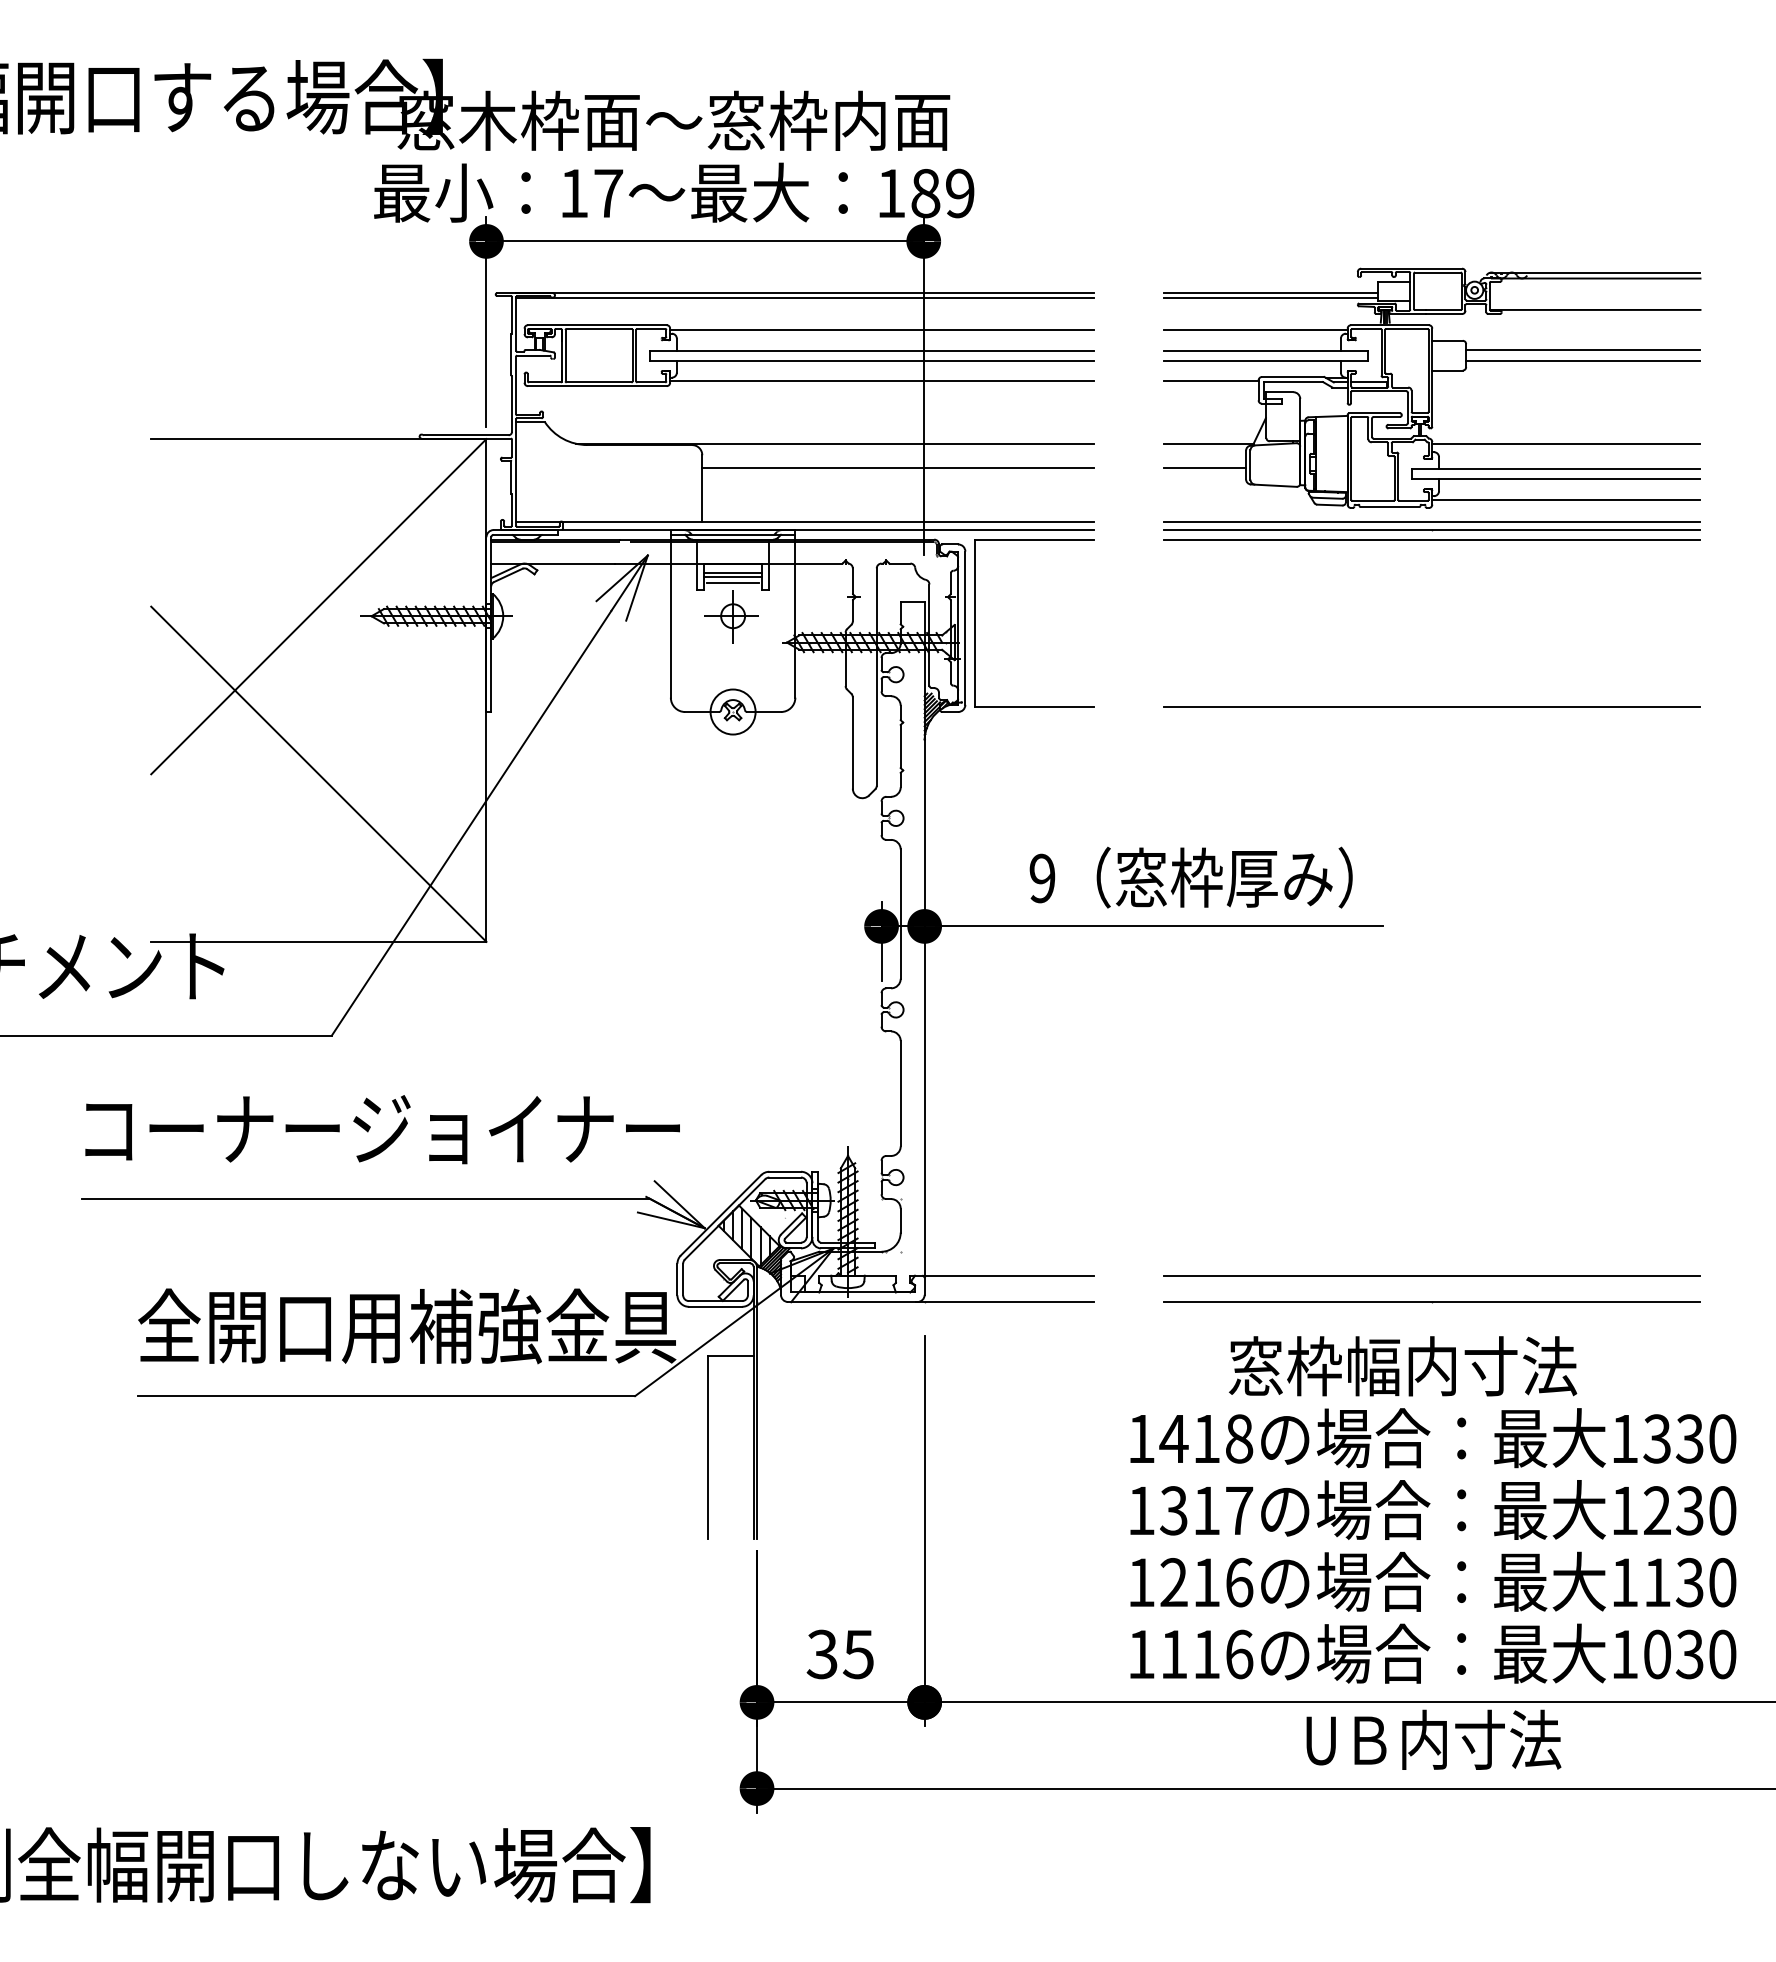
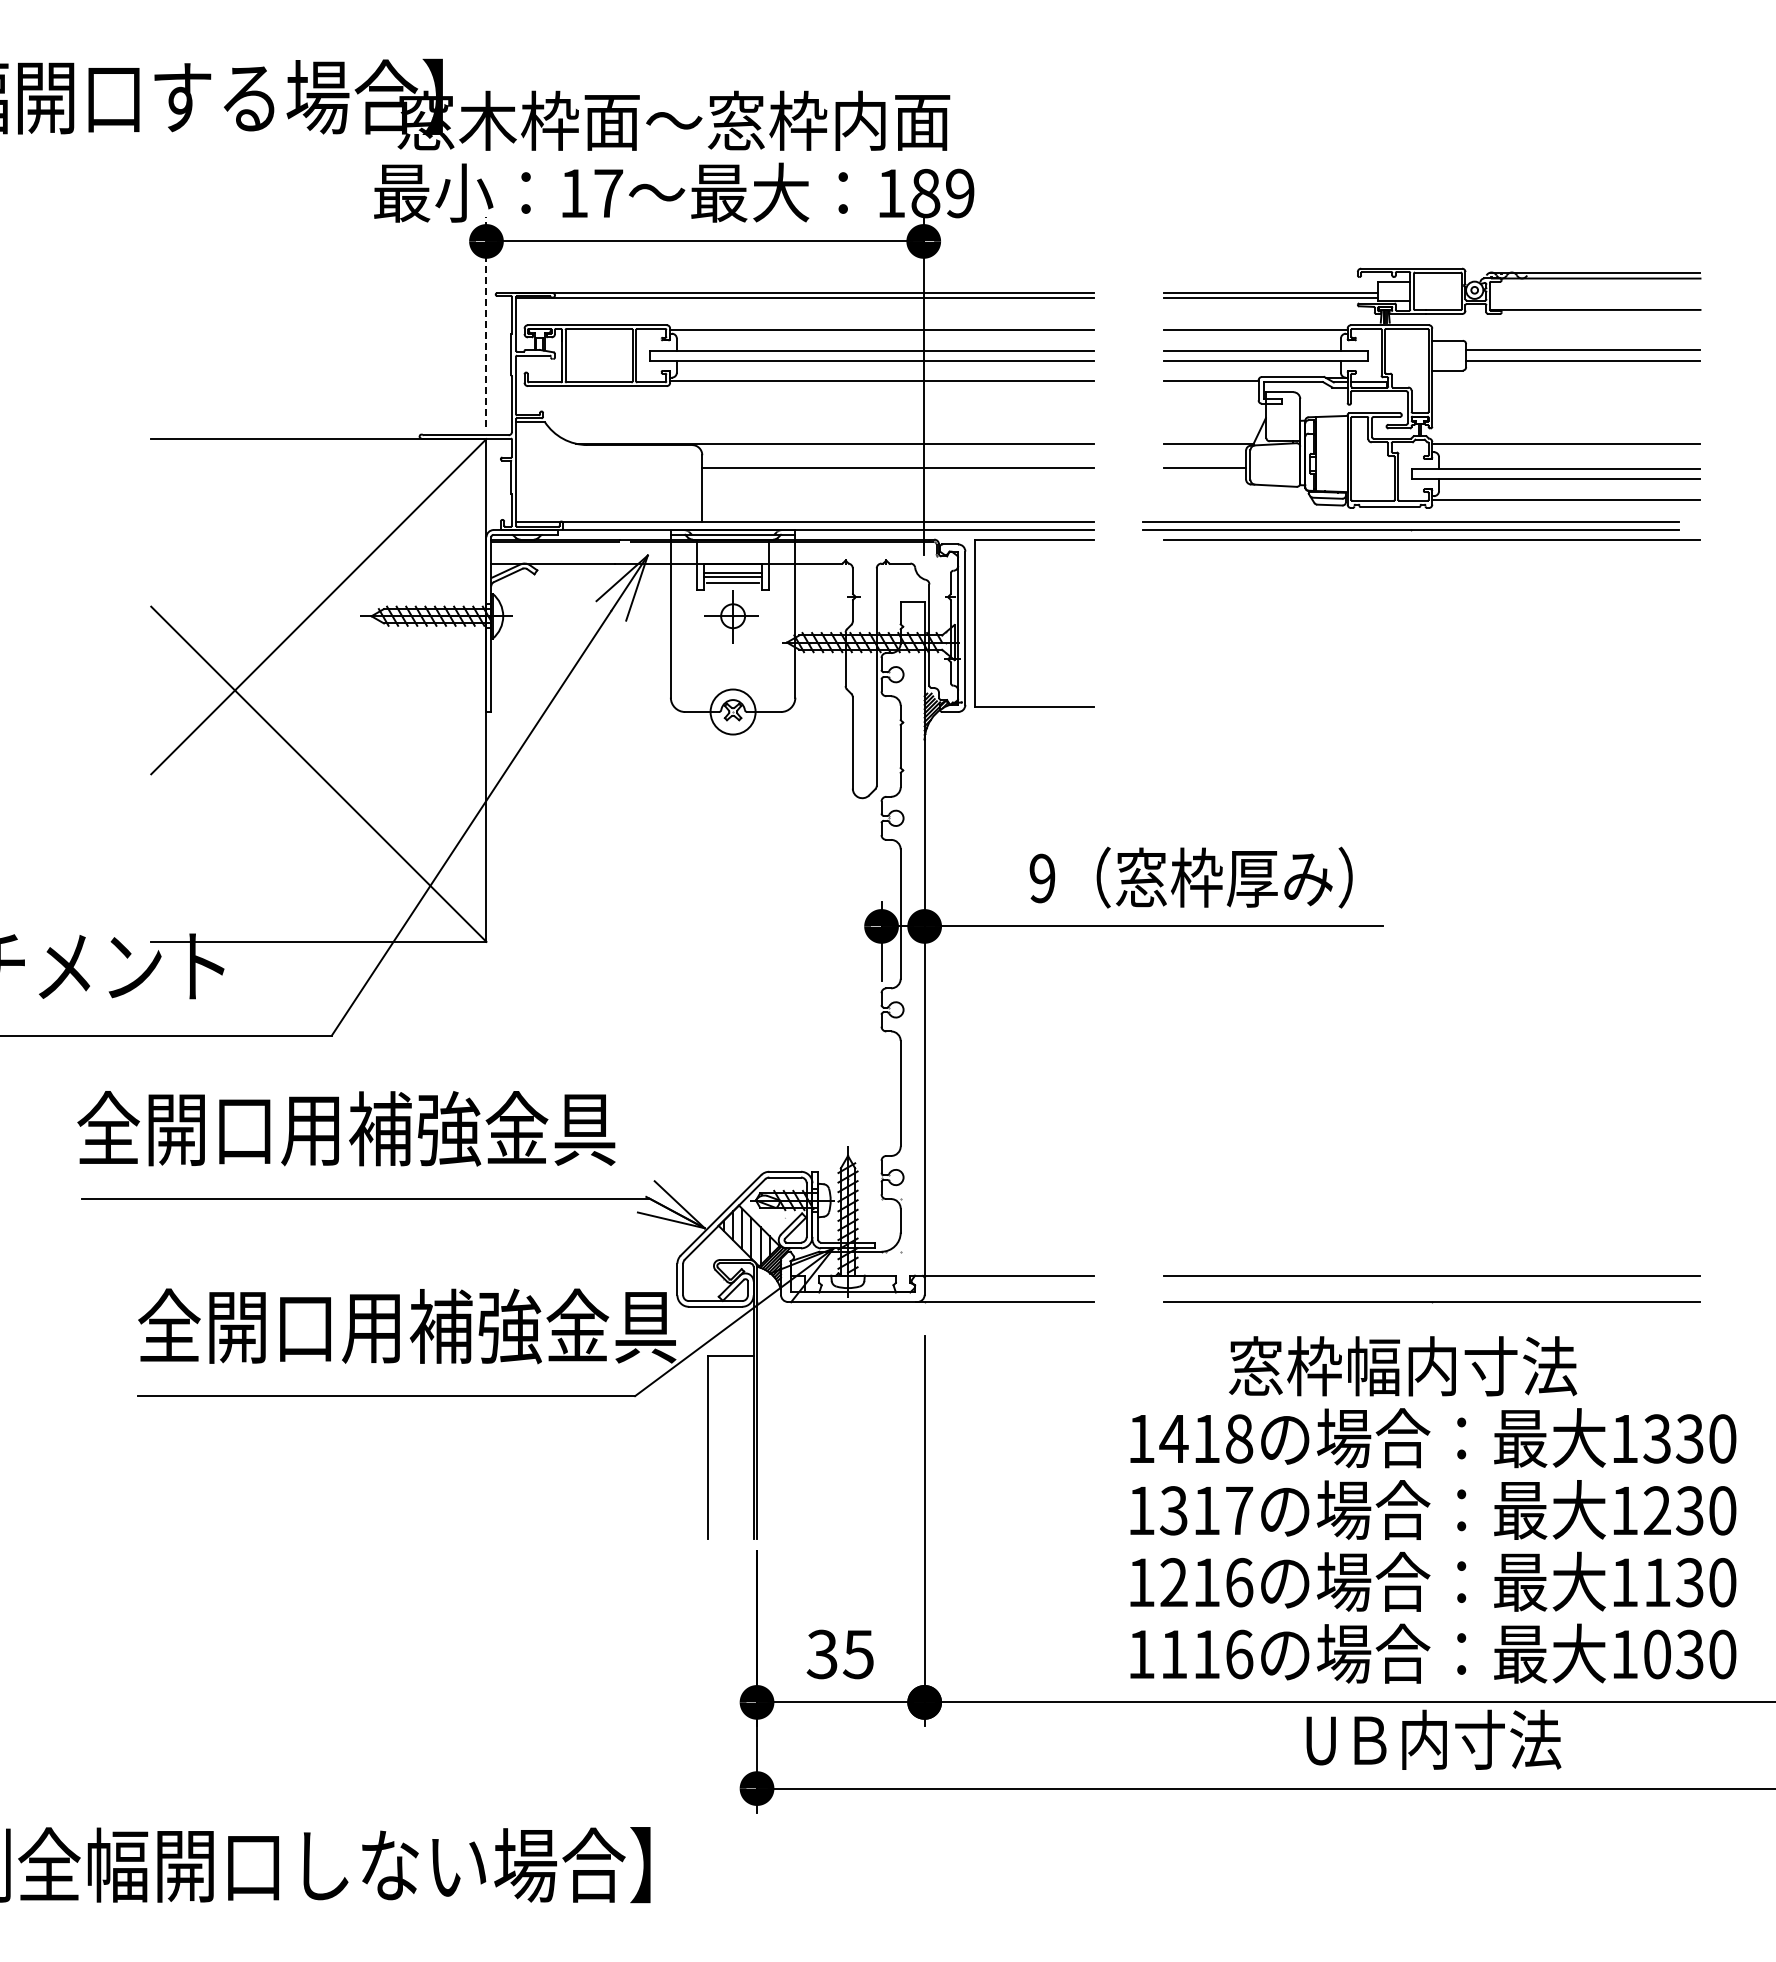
line: solid -> dashed (486, 322)
part position: (1431, 526) -> (1410, 526) (1410, 526)
line: present -> none (1432, 707)
text: コーナージョイナー -> 全開口用補強金具 (378, 1128)
